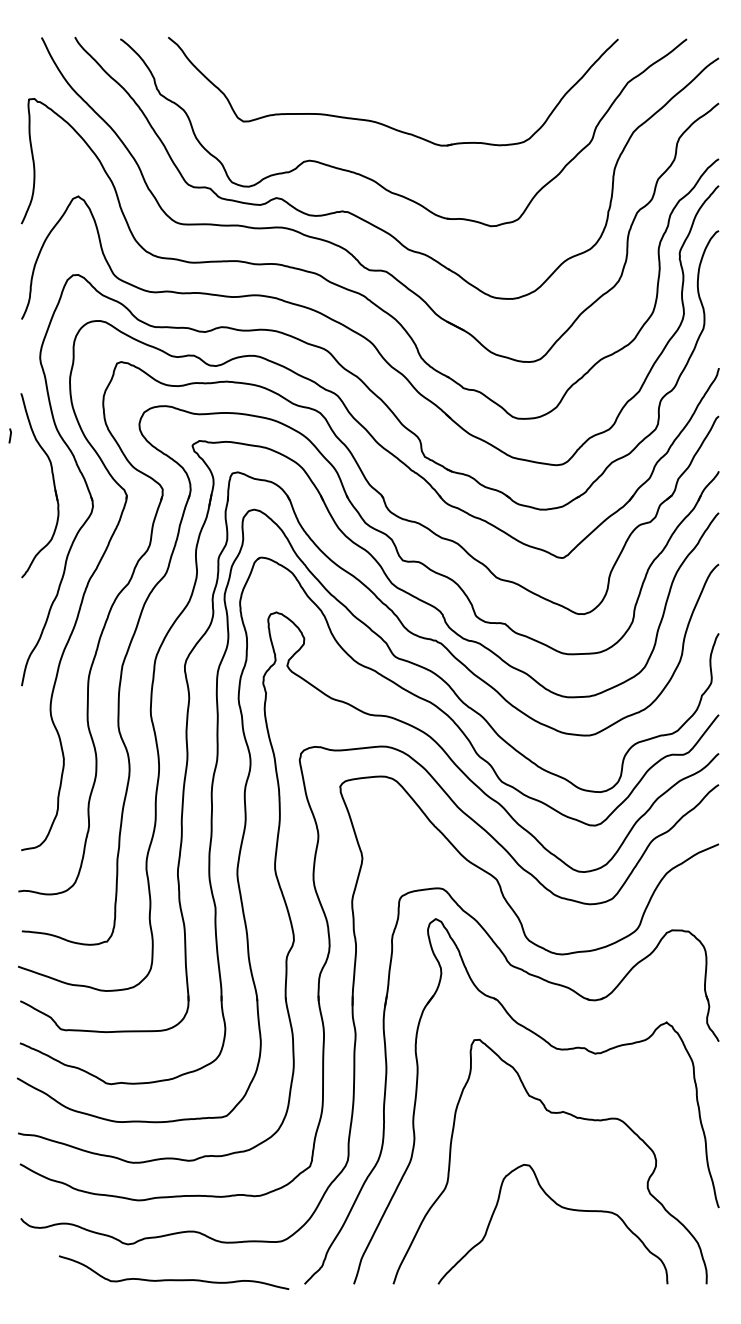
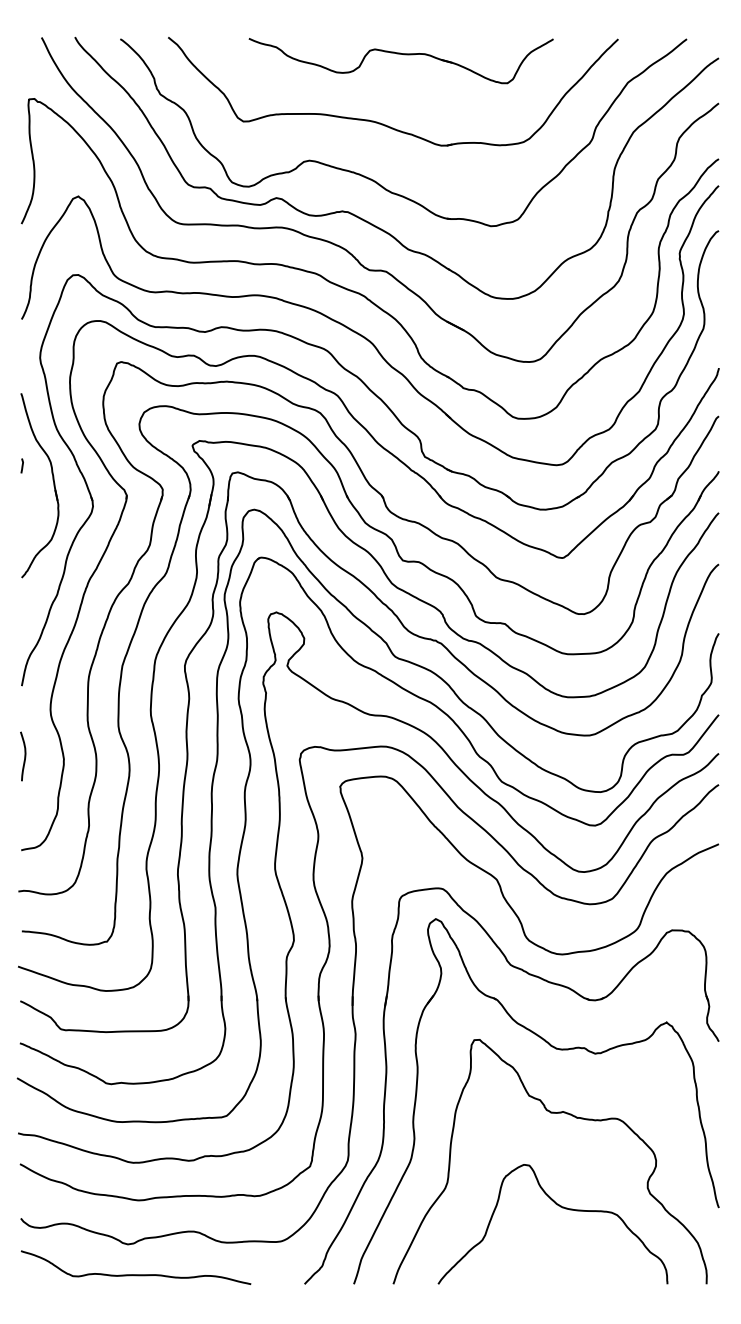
part: none -> present (400, 54)
line position: (9, 435) -> (21, 465) (21, 465)
curve: none -> present (24, 756)
curve position: (173, 1279) -> (135, 1274) (135, 1274)
